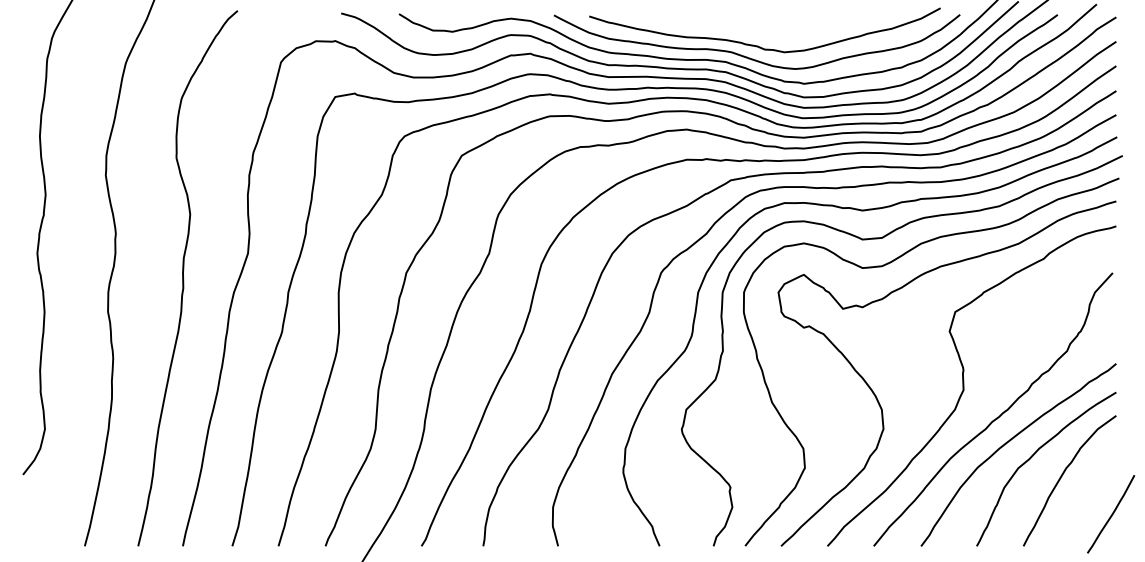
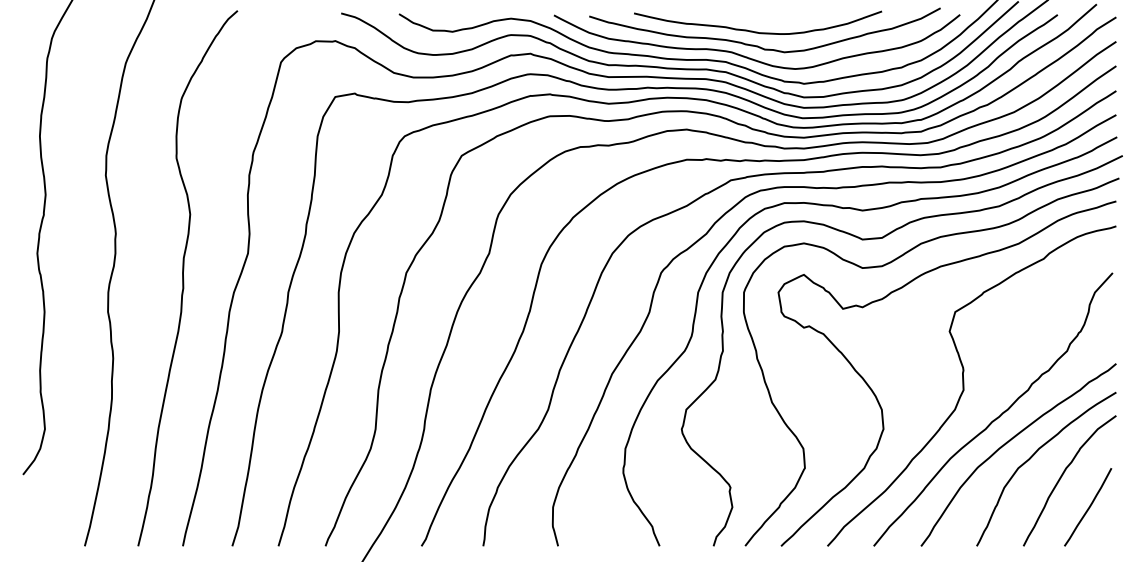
curve: none -> present (757, 31)
curve position: (1111, 514) -> (1088, 507) (1088, 507)
